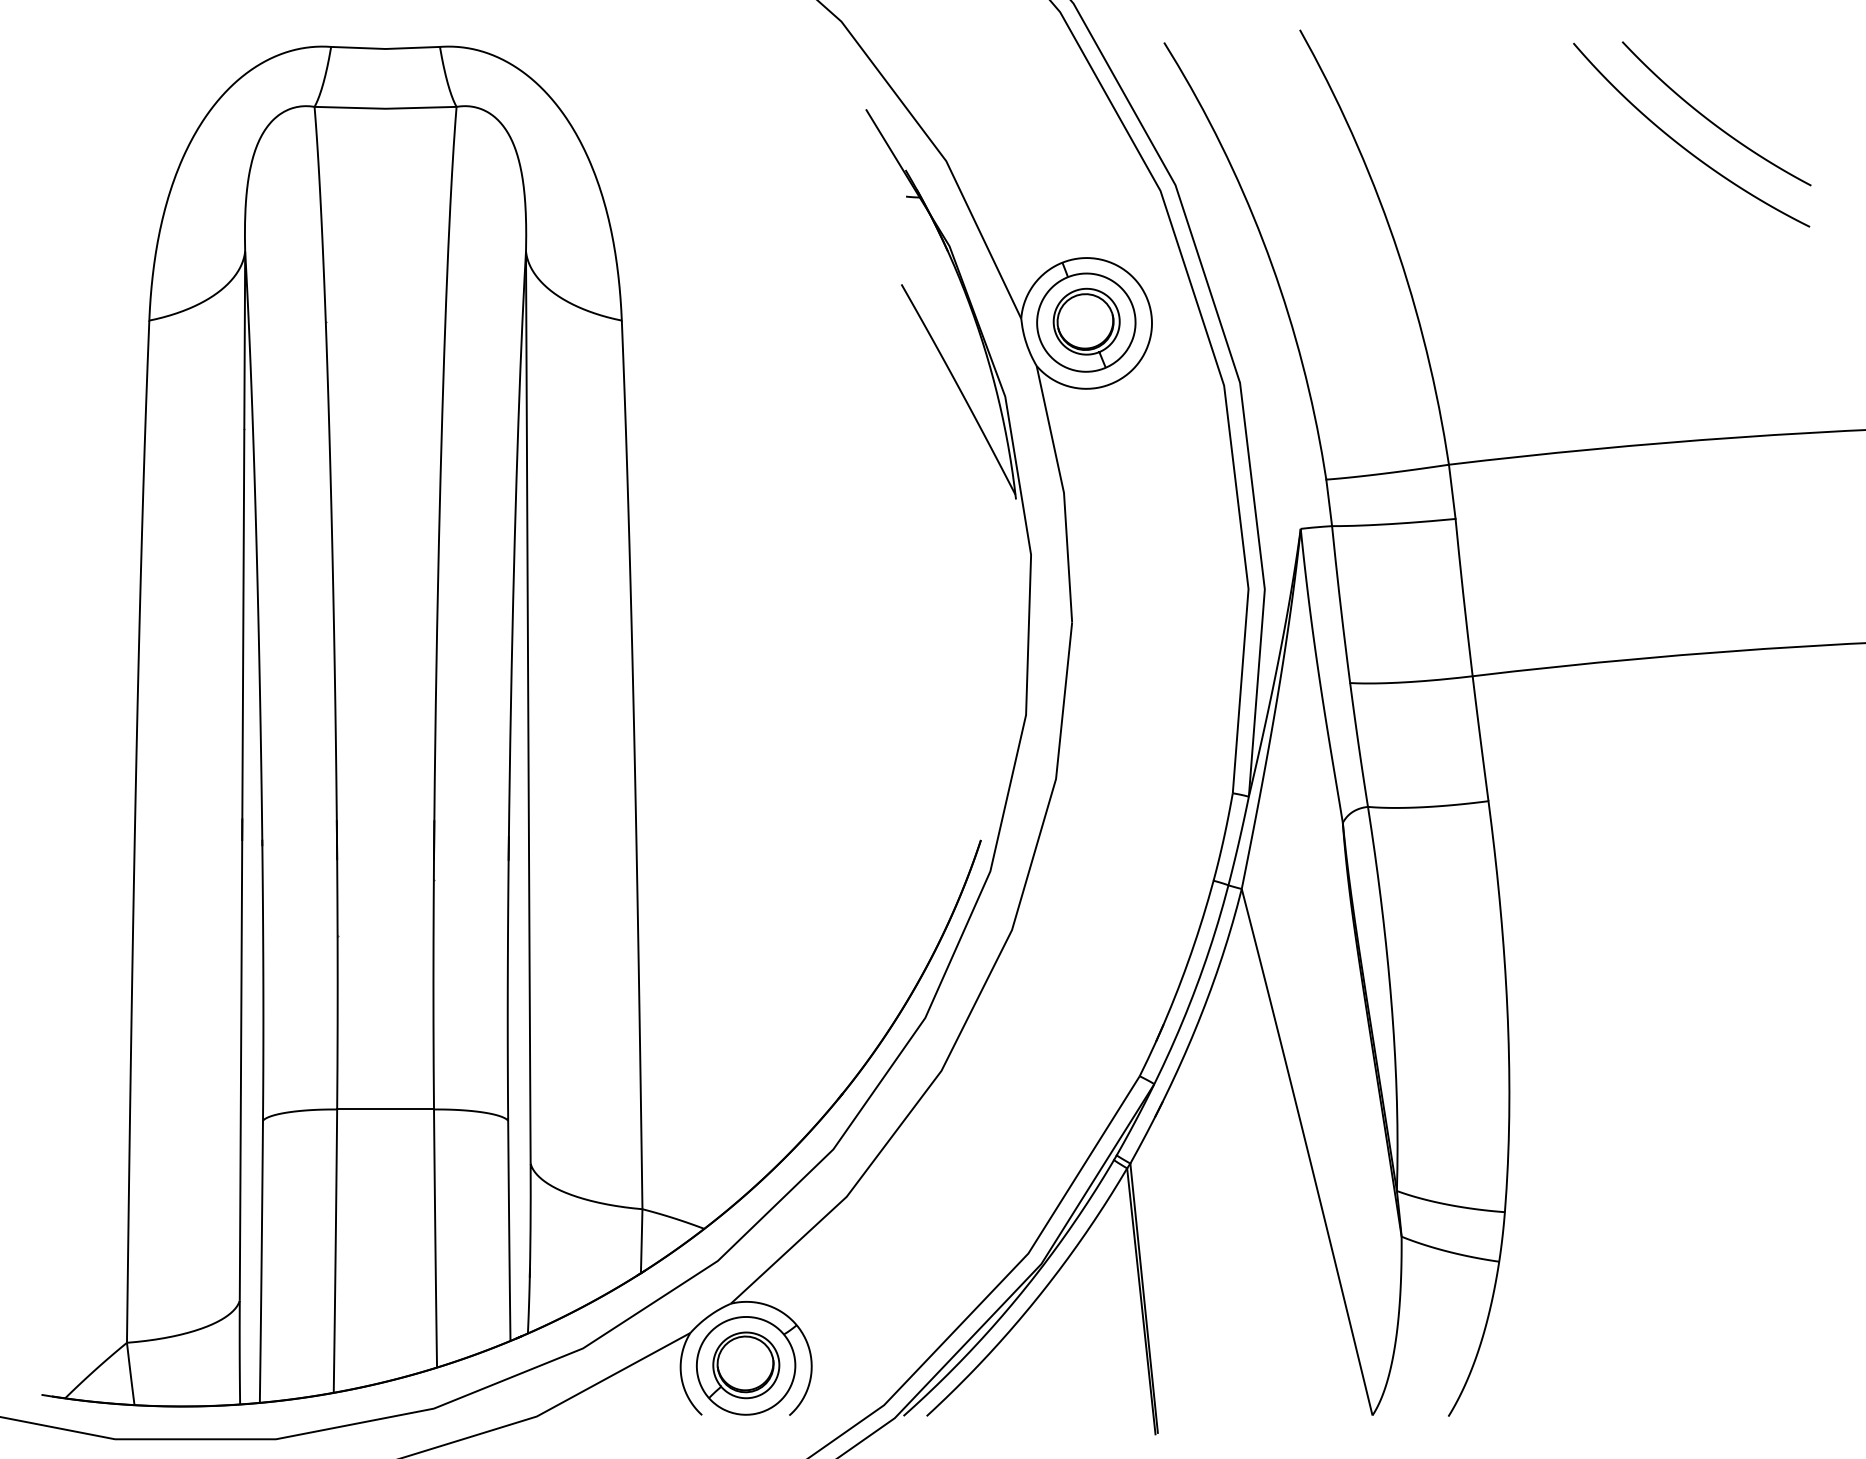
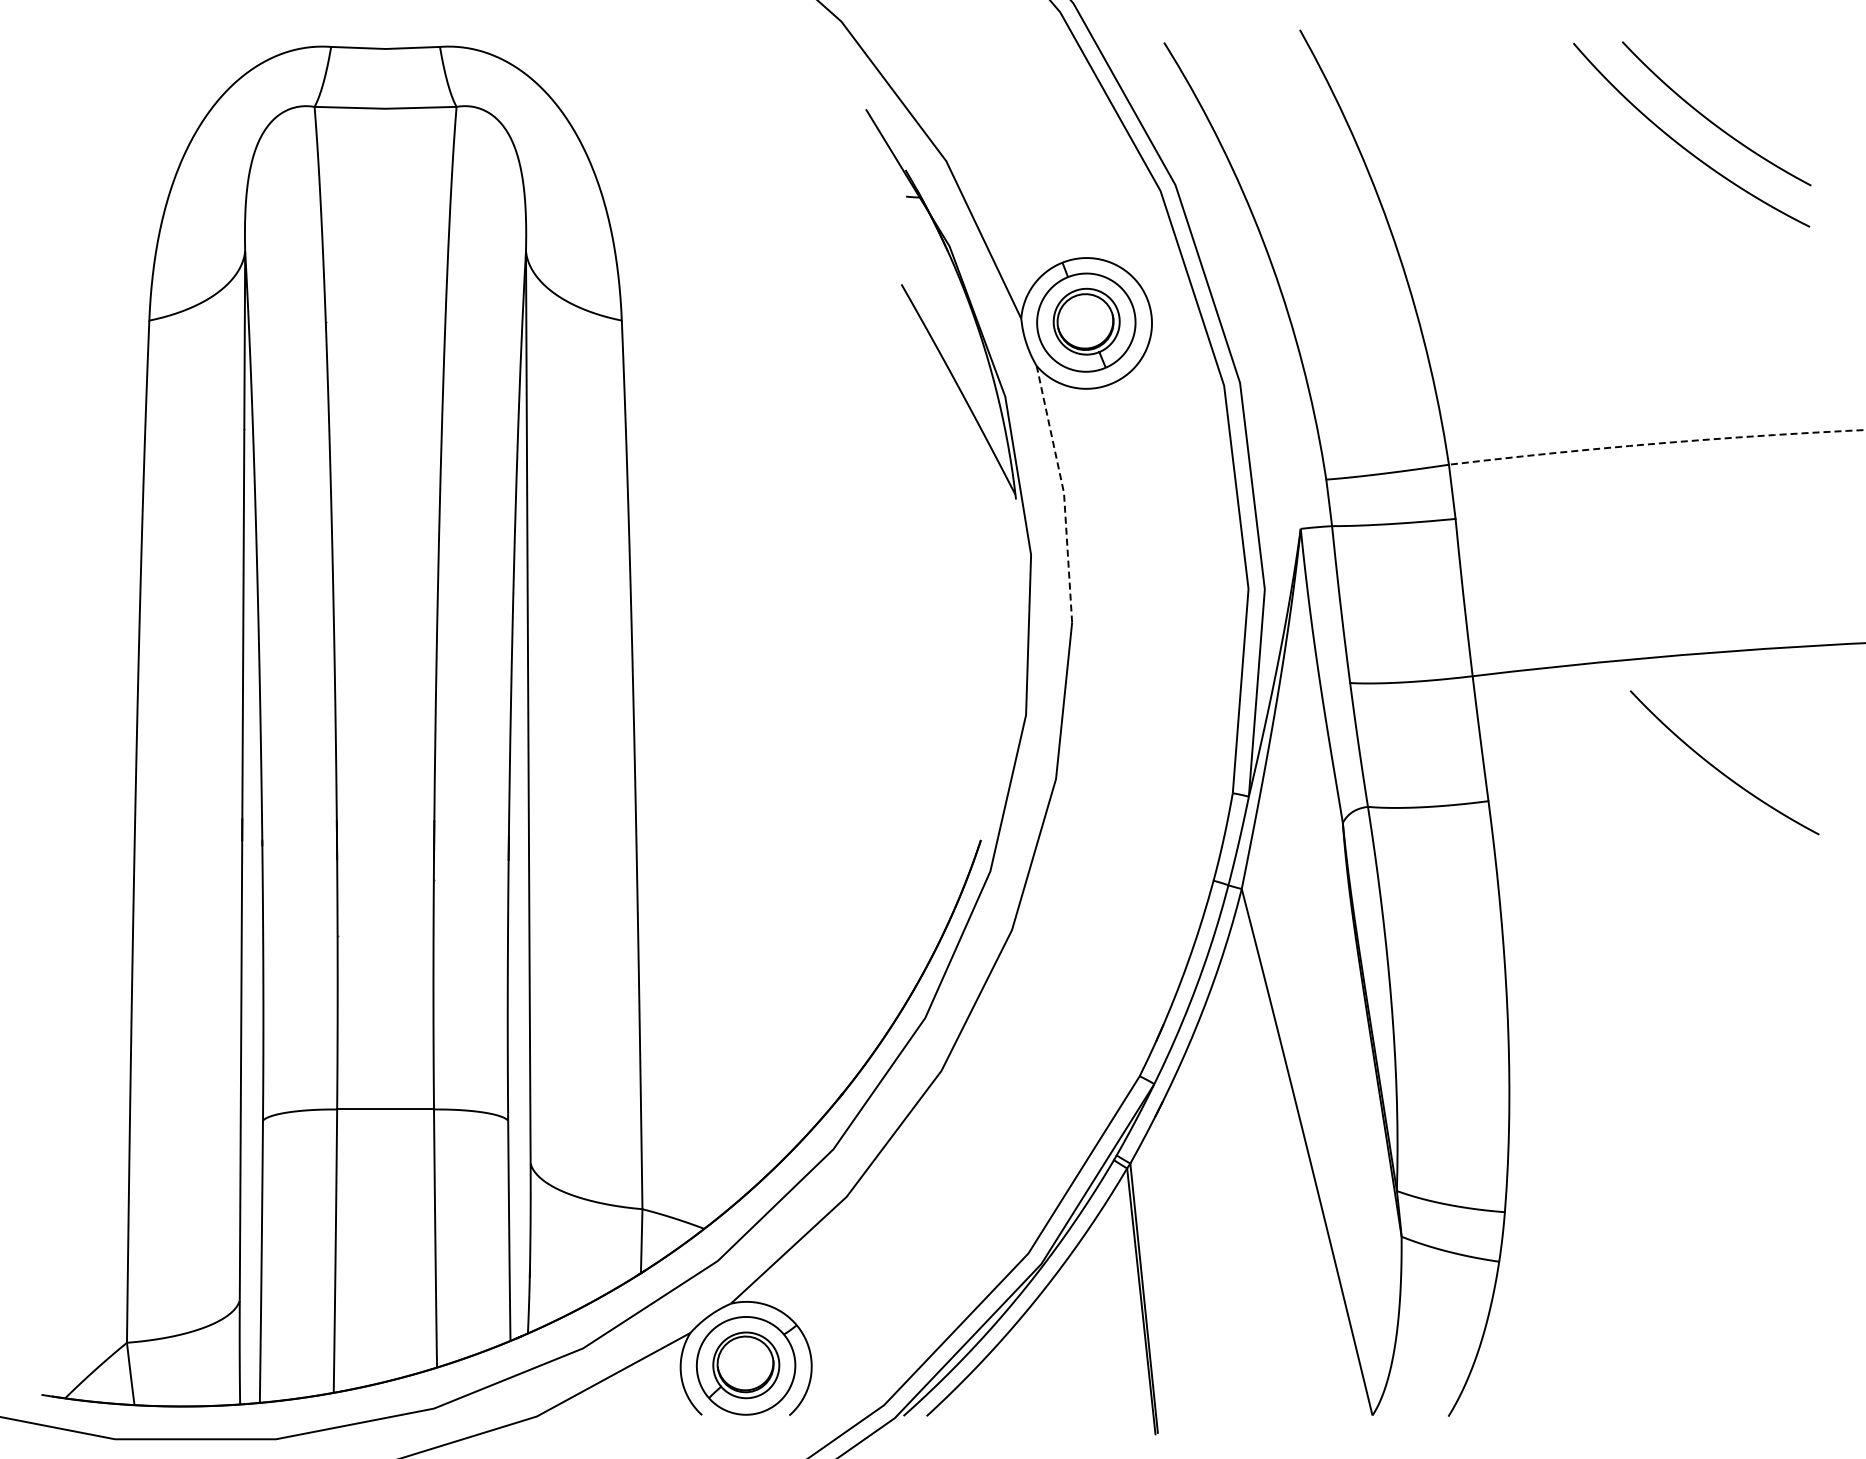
arc: solid -> dashed (1656, 443)
line: solid -> dashed (1064, 492)
curve: none -> present (1720, 770)
